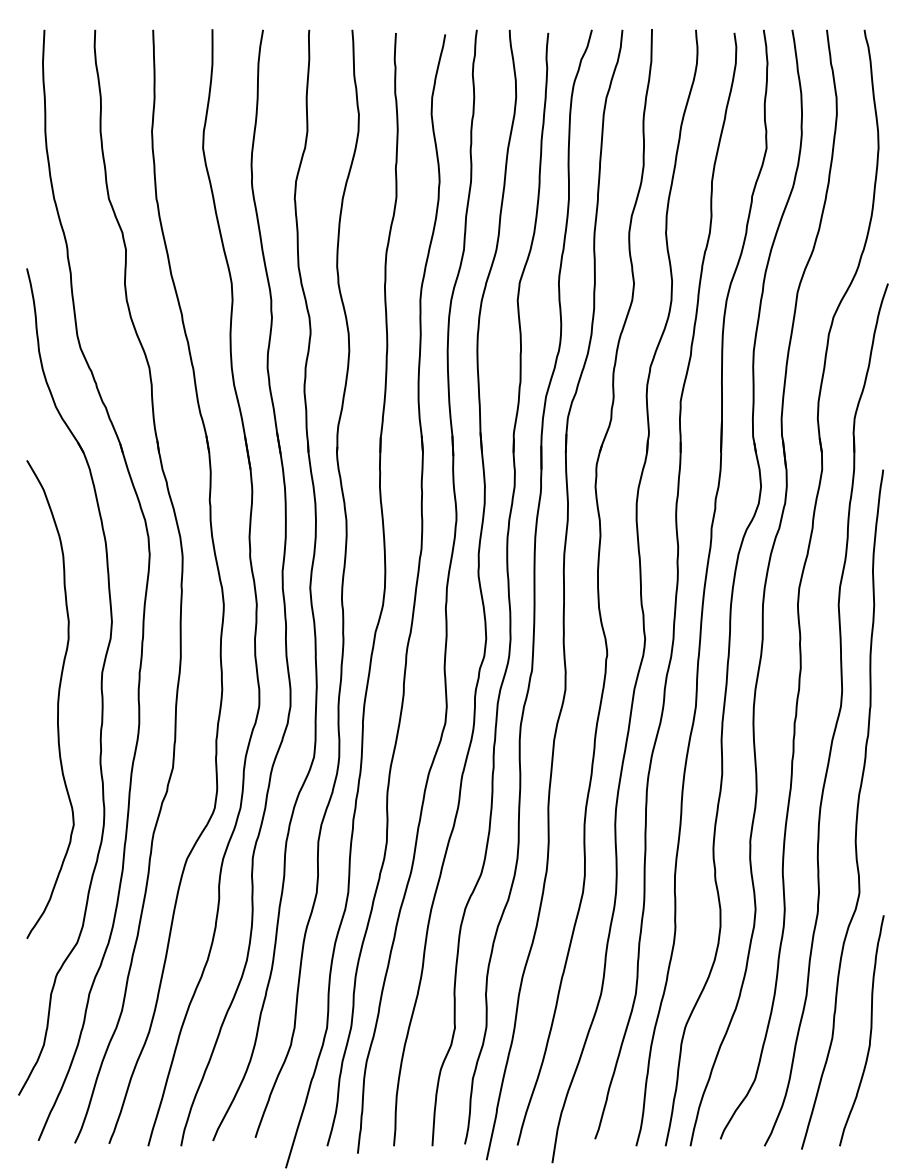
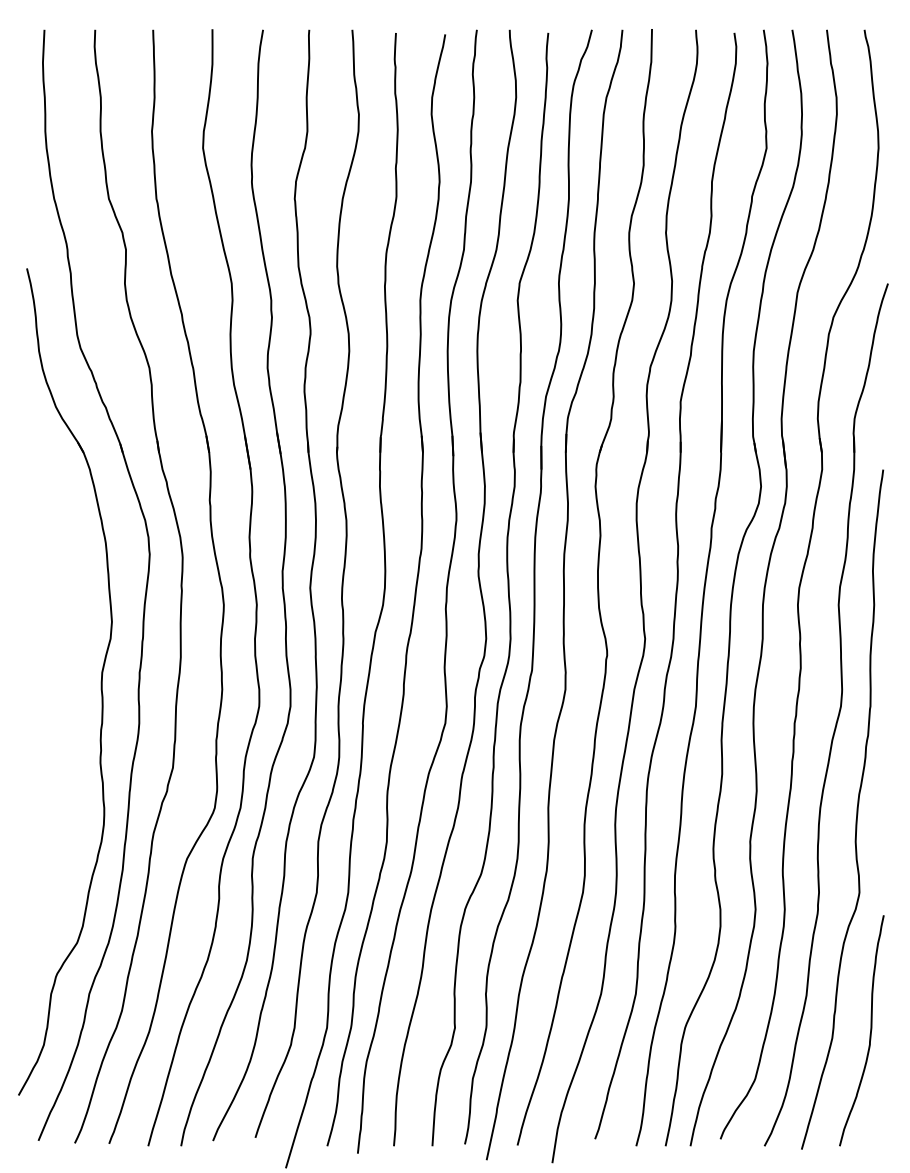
curve: present -> none (57, 699)
